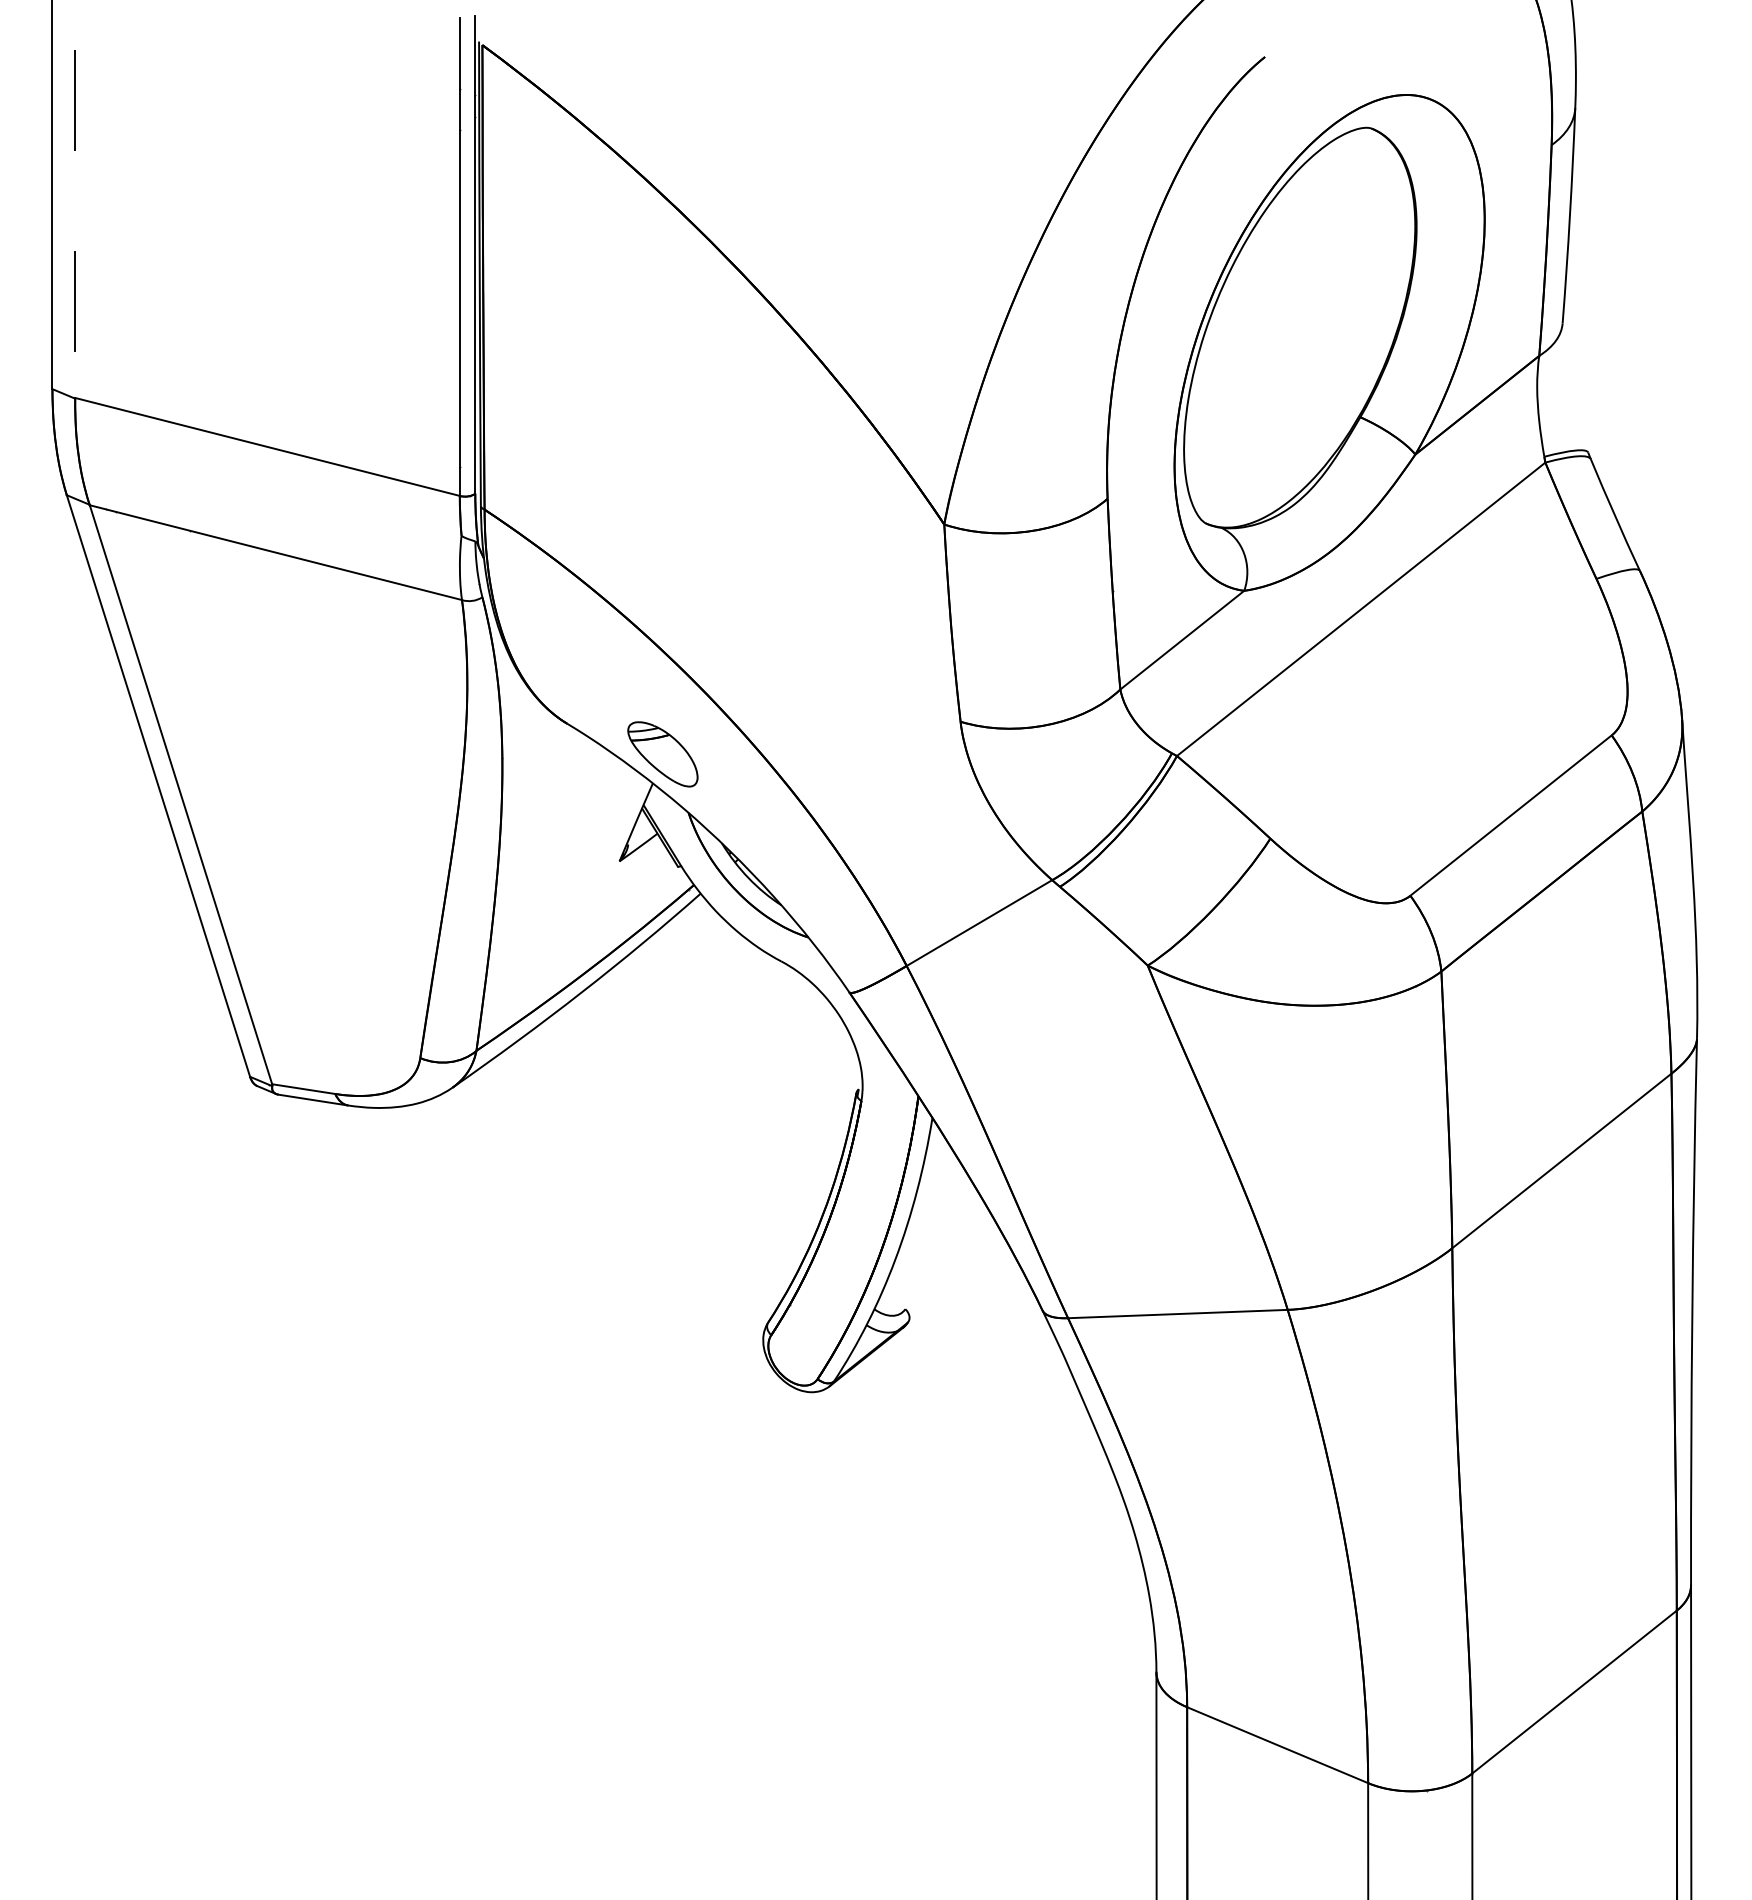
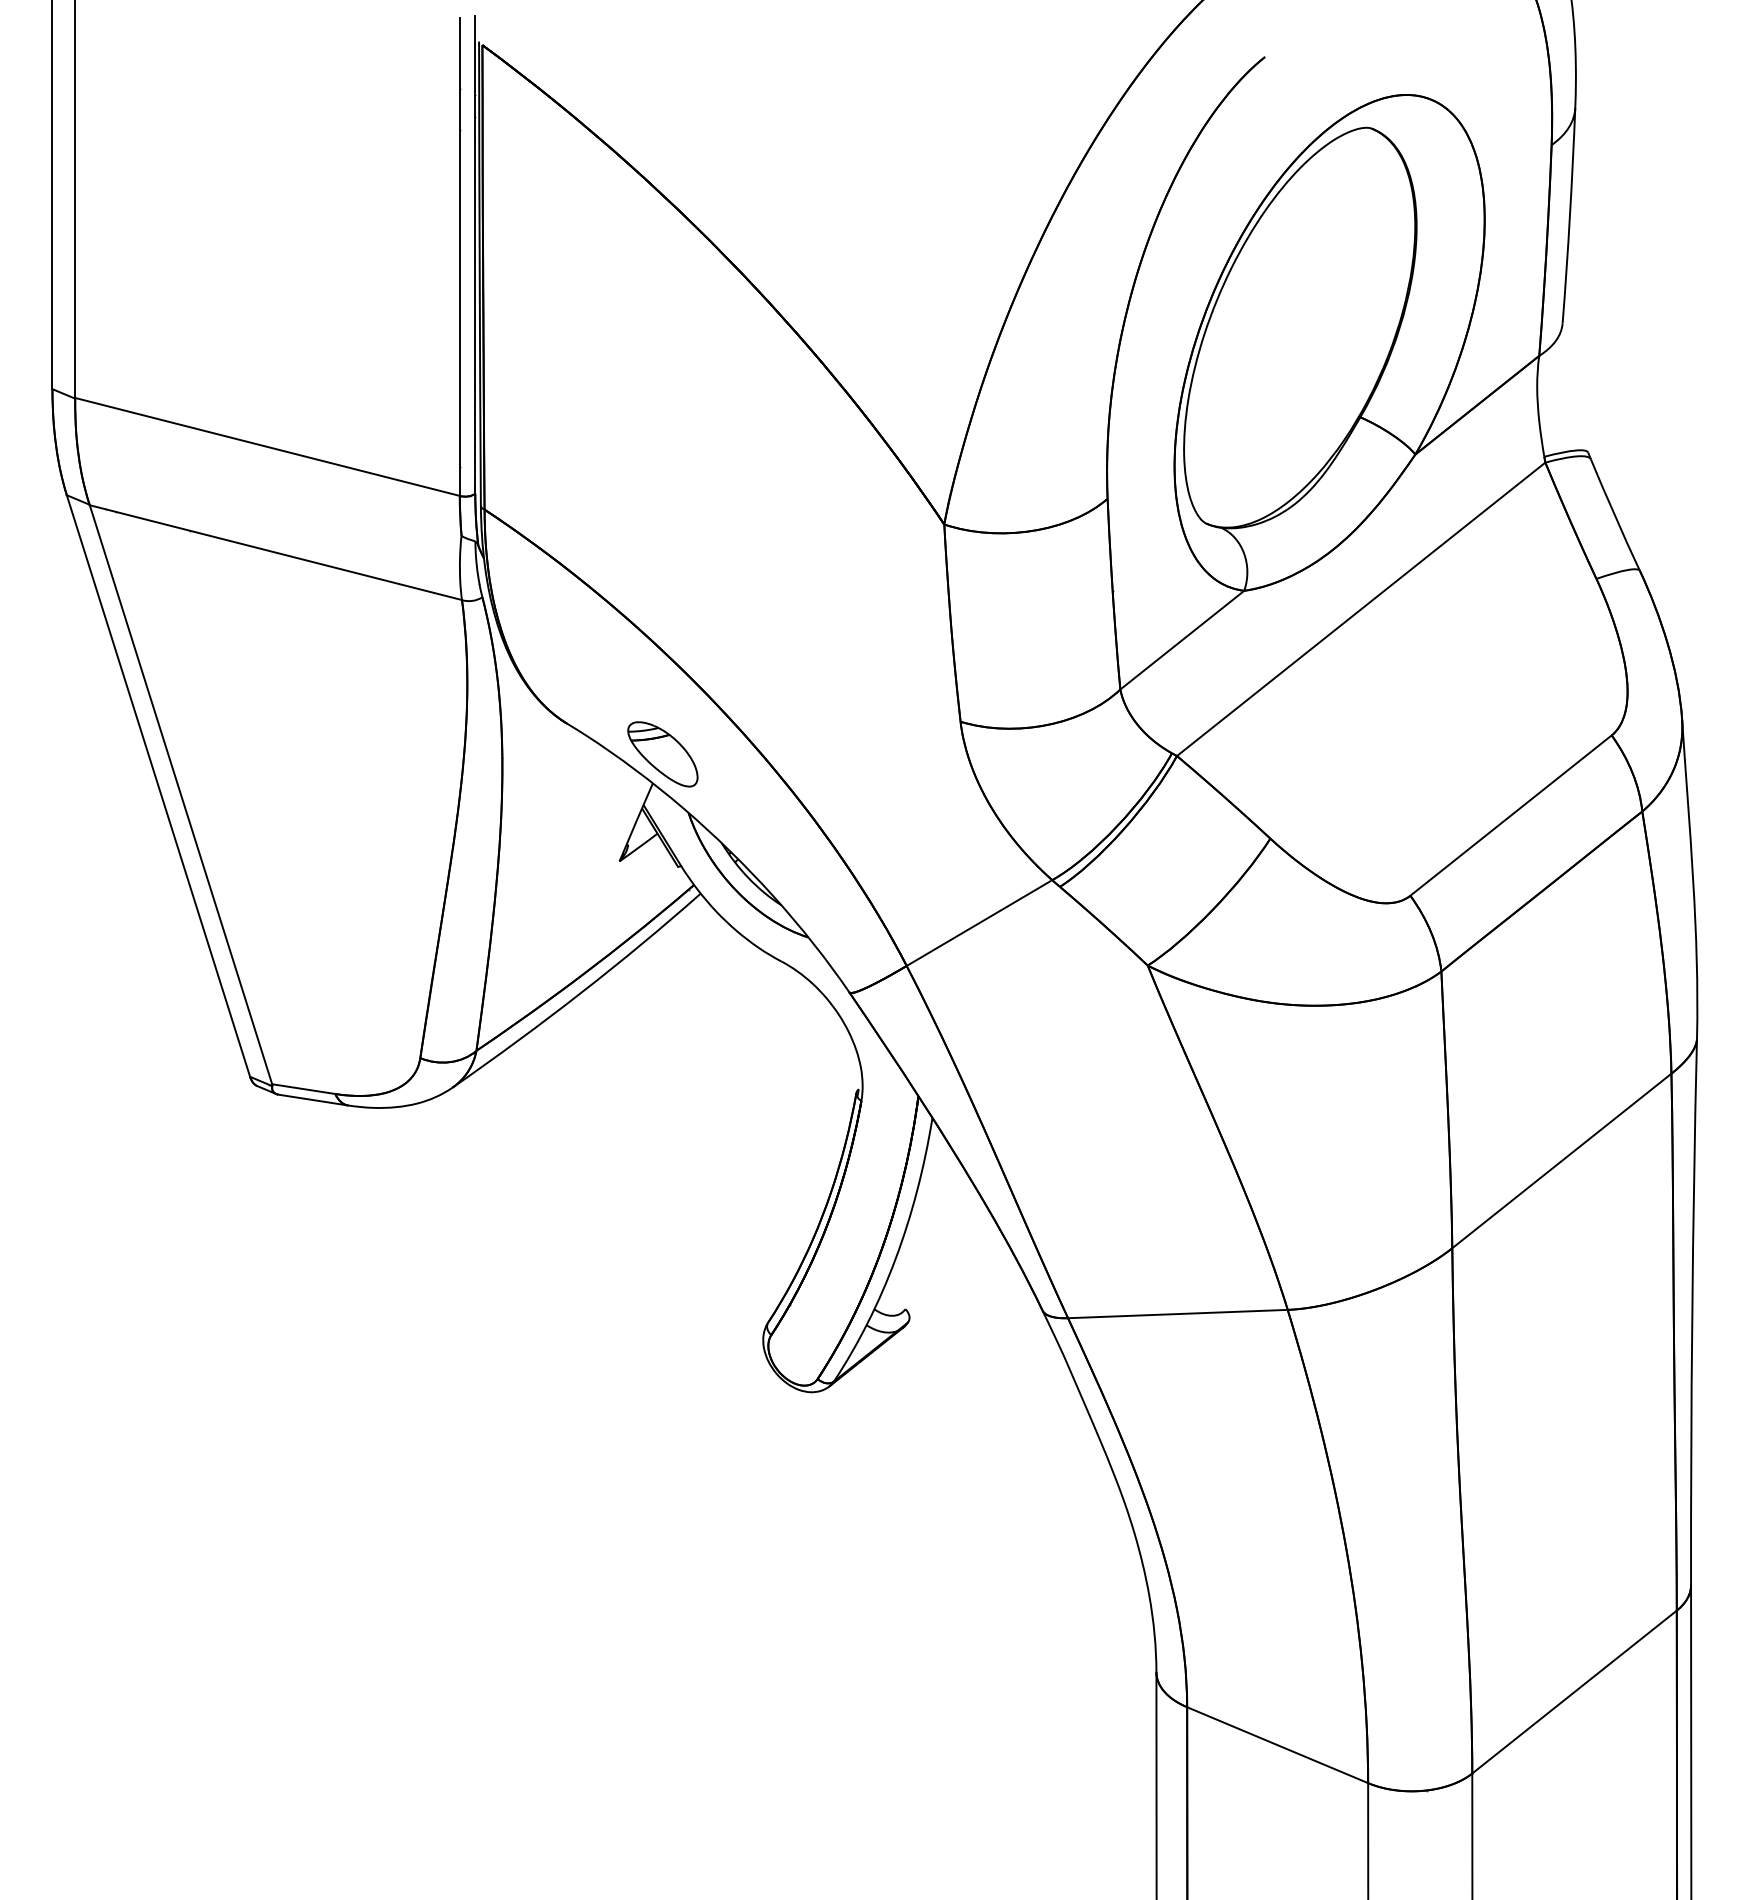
line: dashed -> solid (75, 199)
